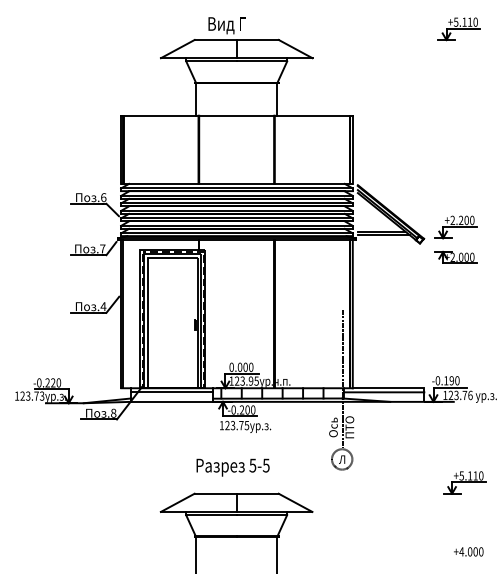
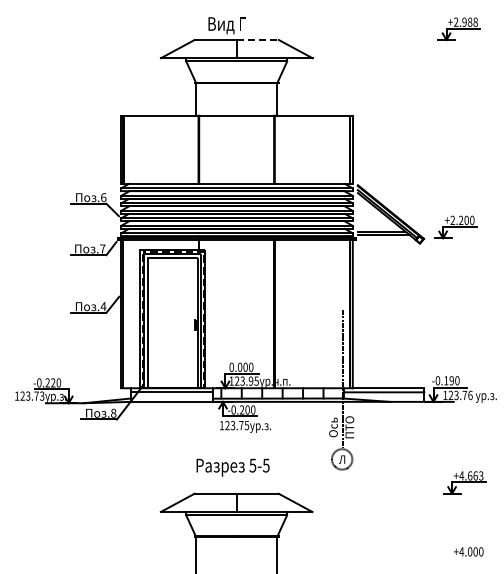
text: +5.110 -> +2.988 (465, 21)
line: solid -> dashed (258, 39)
part: present -> none (455, 256)
text: +5.110 -> +4.663 (471, 475)
